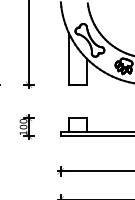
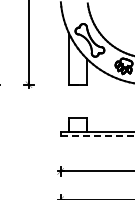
part: present -> none (26, 126)
line: solid -> dashed (97, 136)
